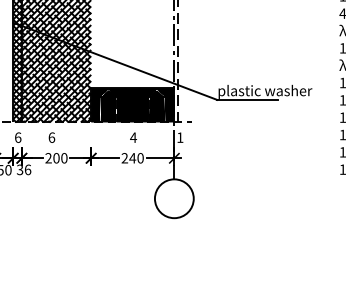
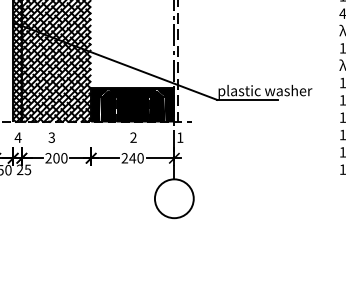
text: 6 -> 4 (17, 137)
text: 6 -> 3 (51, 137)
text: 4 -> 2 (133, 137)
text: 36 -> 25 (23, 169)
